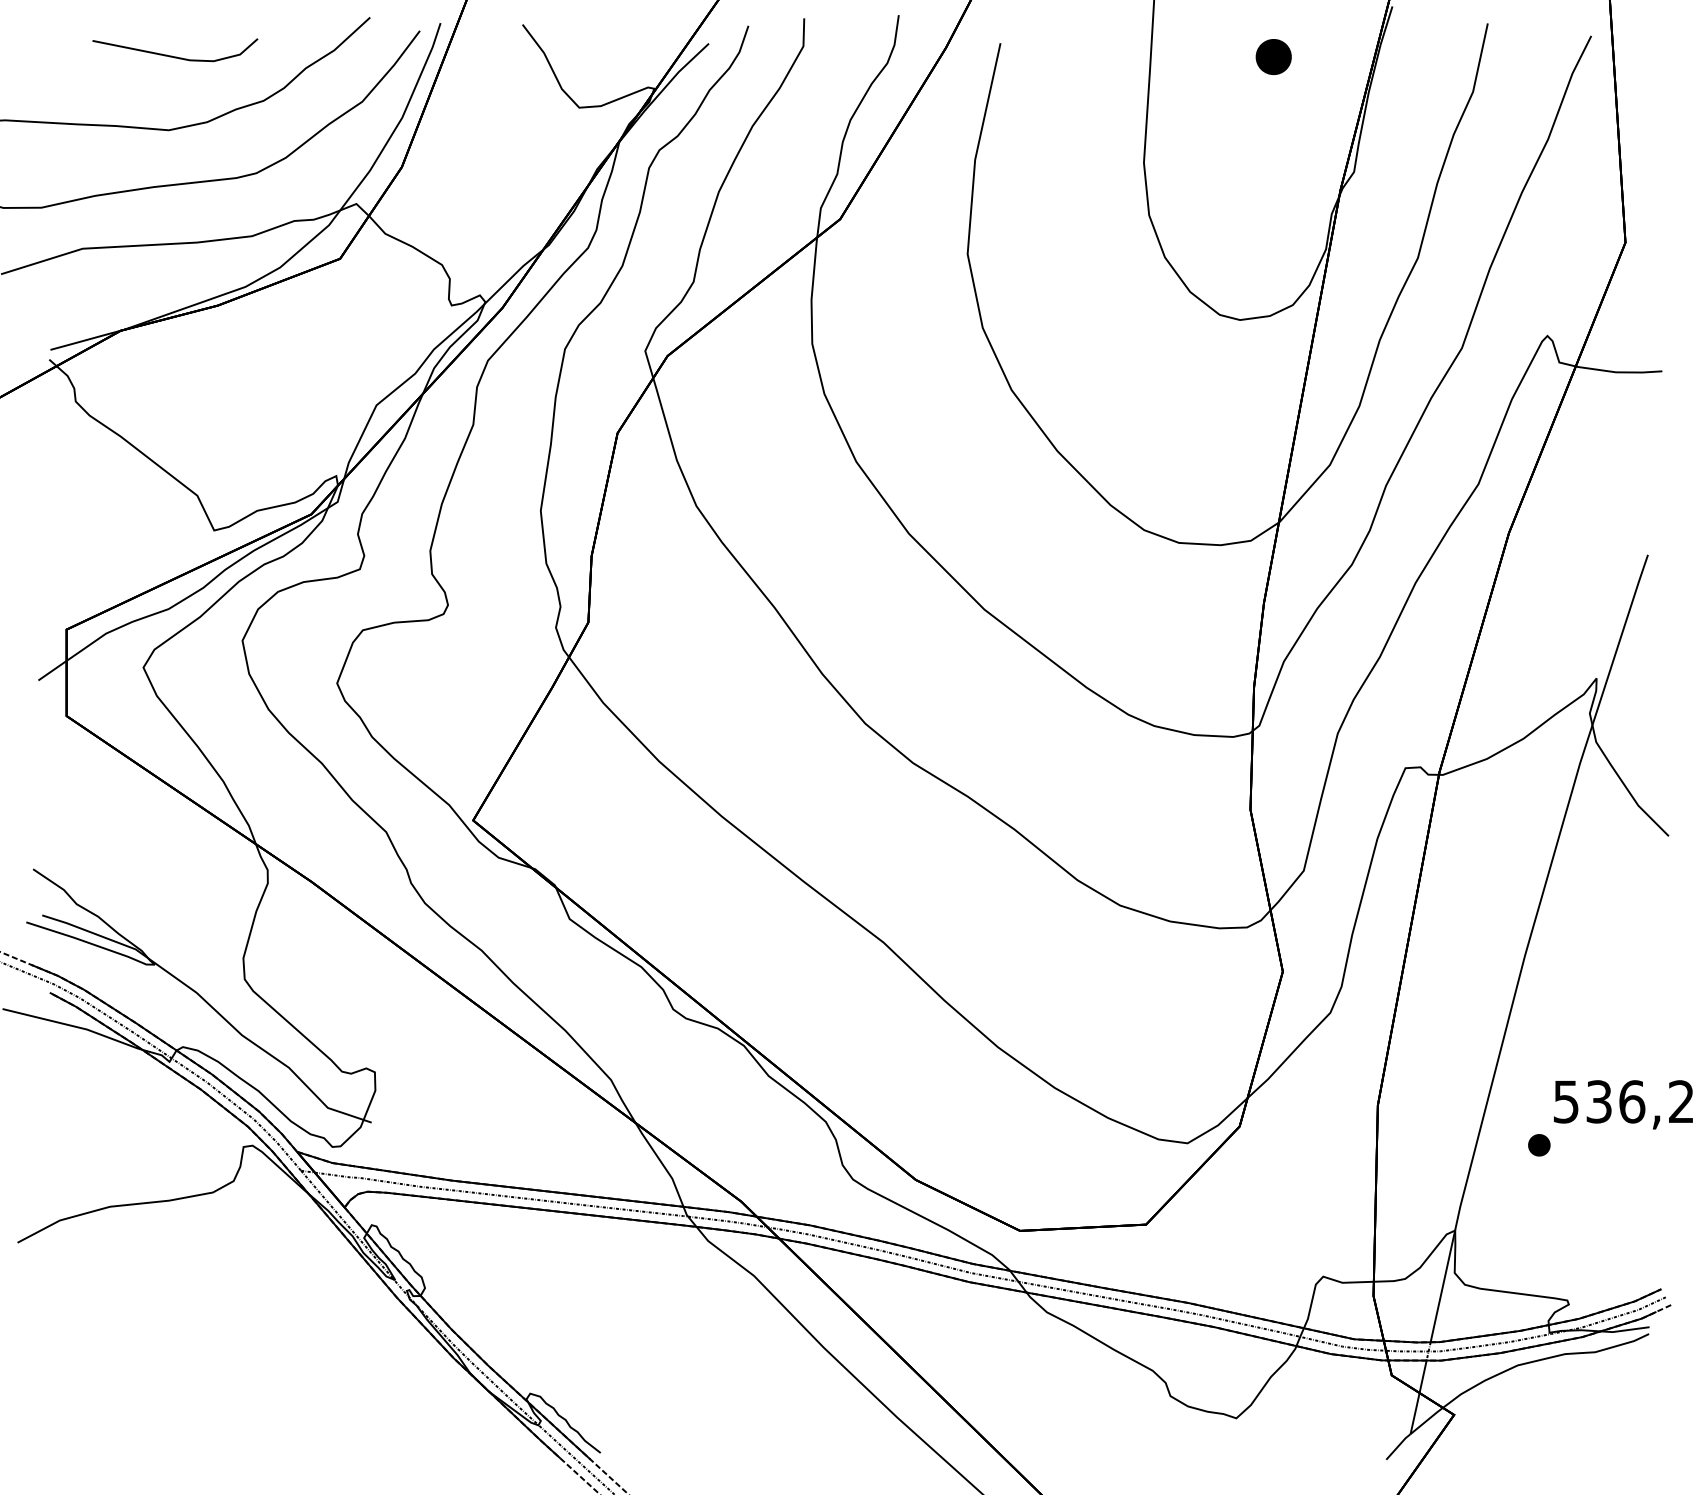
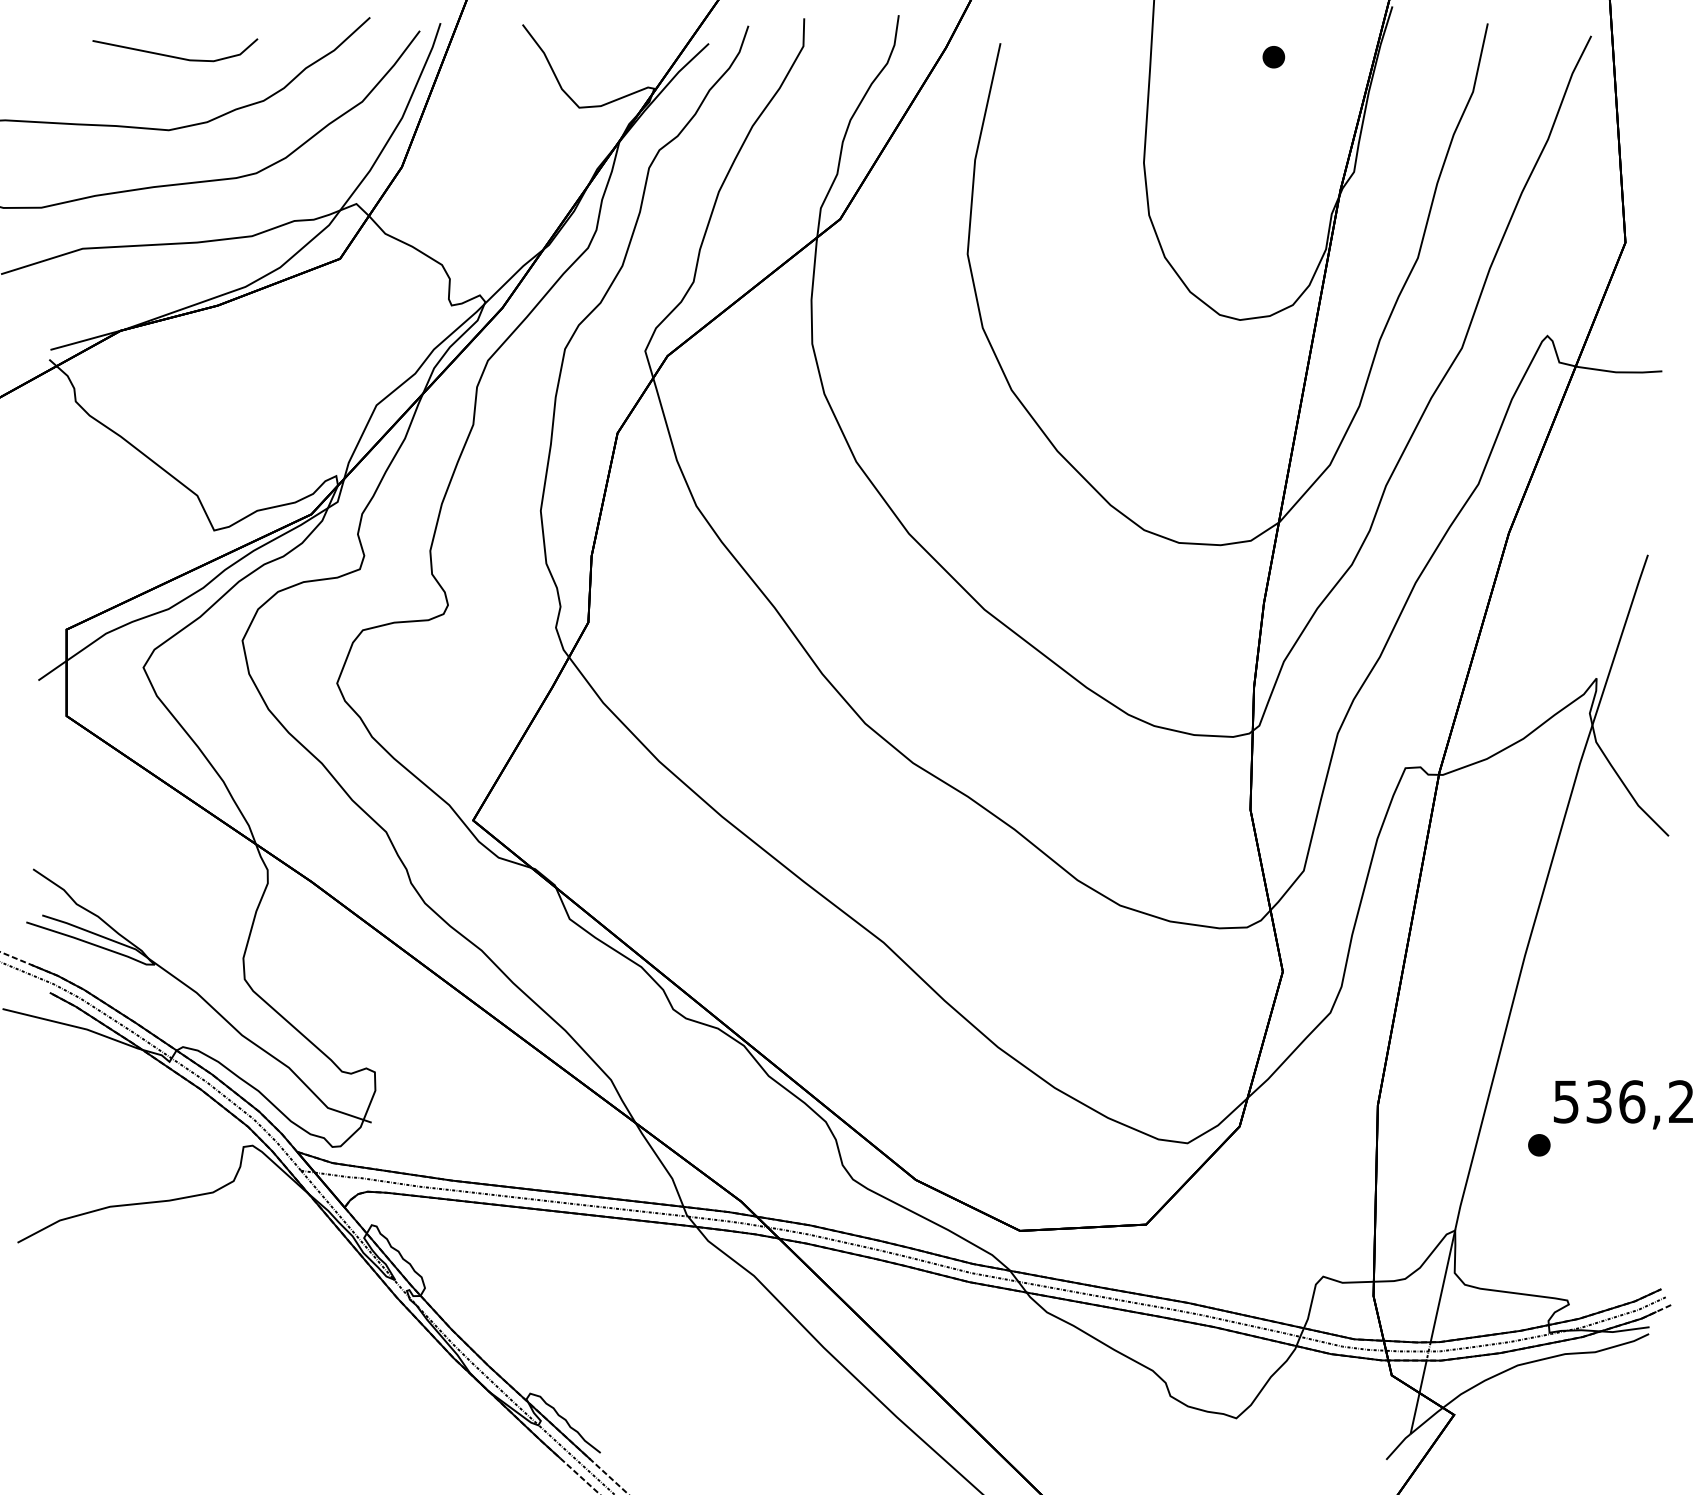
part size: 37x36 px -> 24x23 px (1273, 57)
